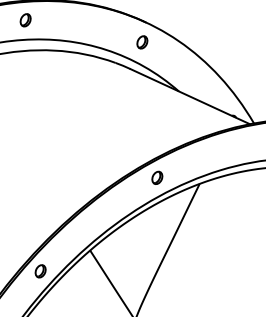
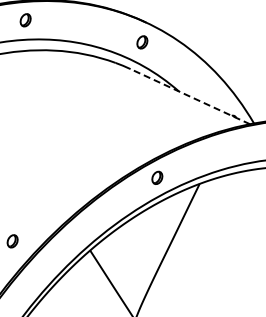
line: solid -> dashed (190, 96)
part position: (40, 271) -> (12, 241) (12, 241)
